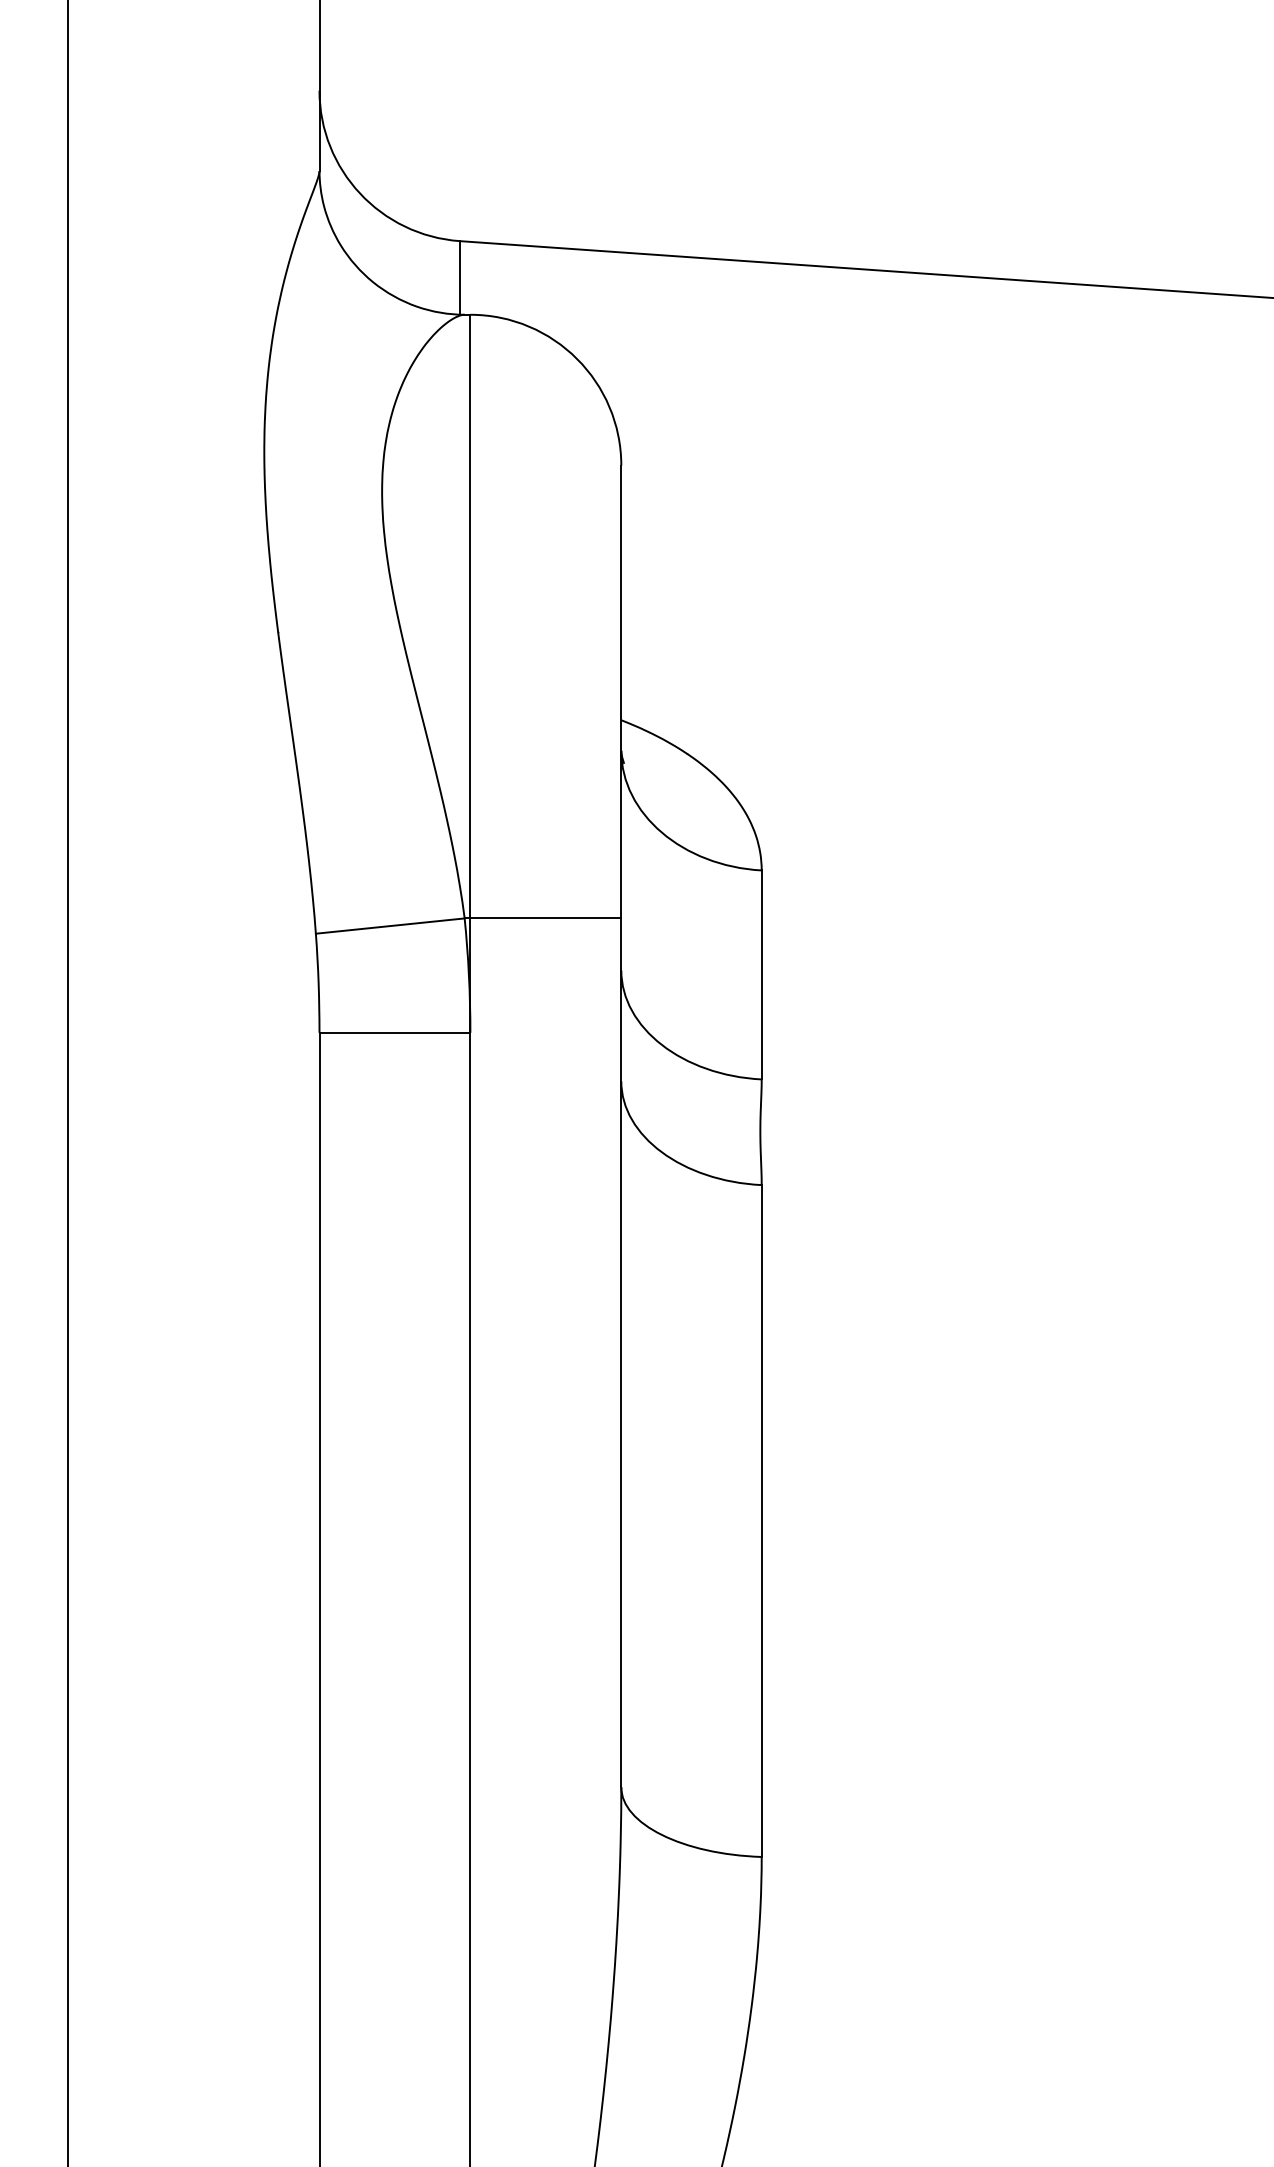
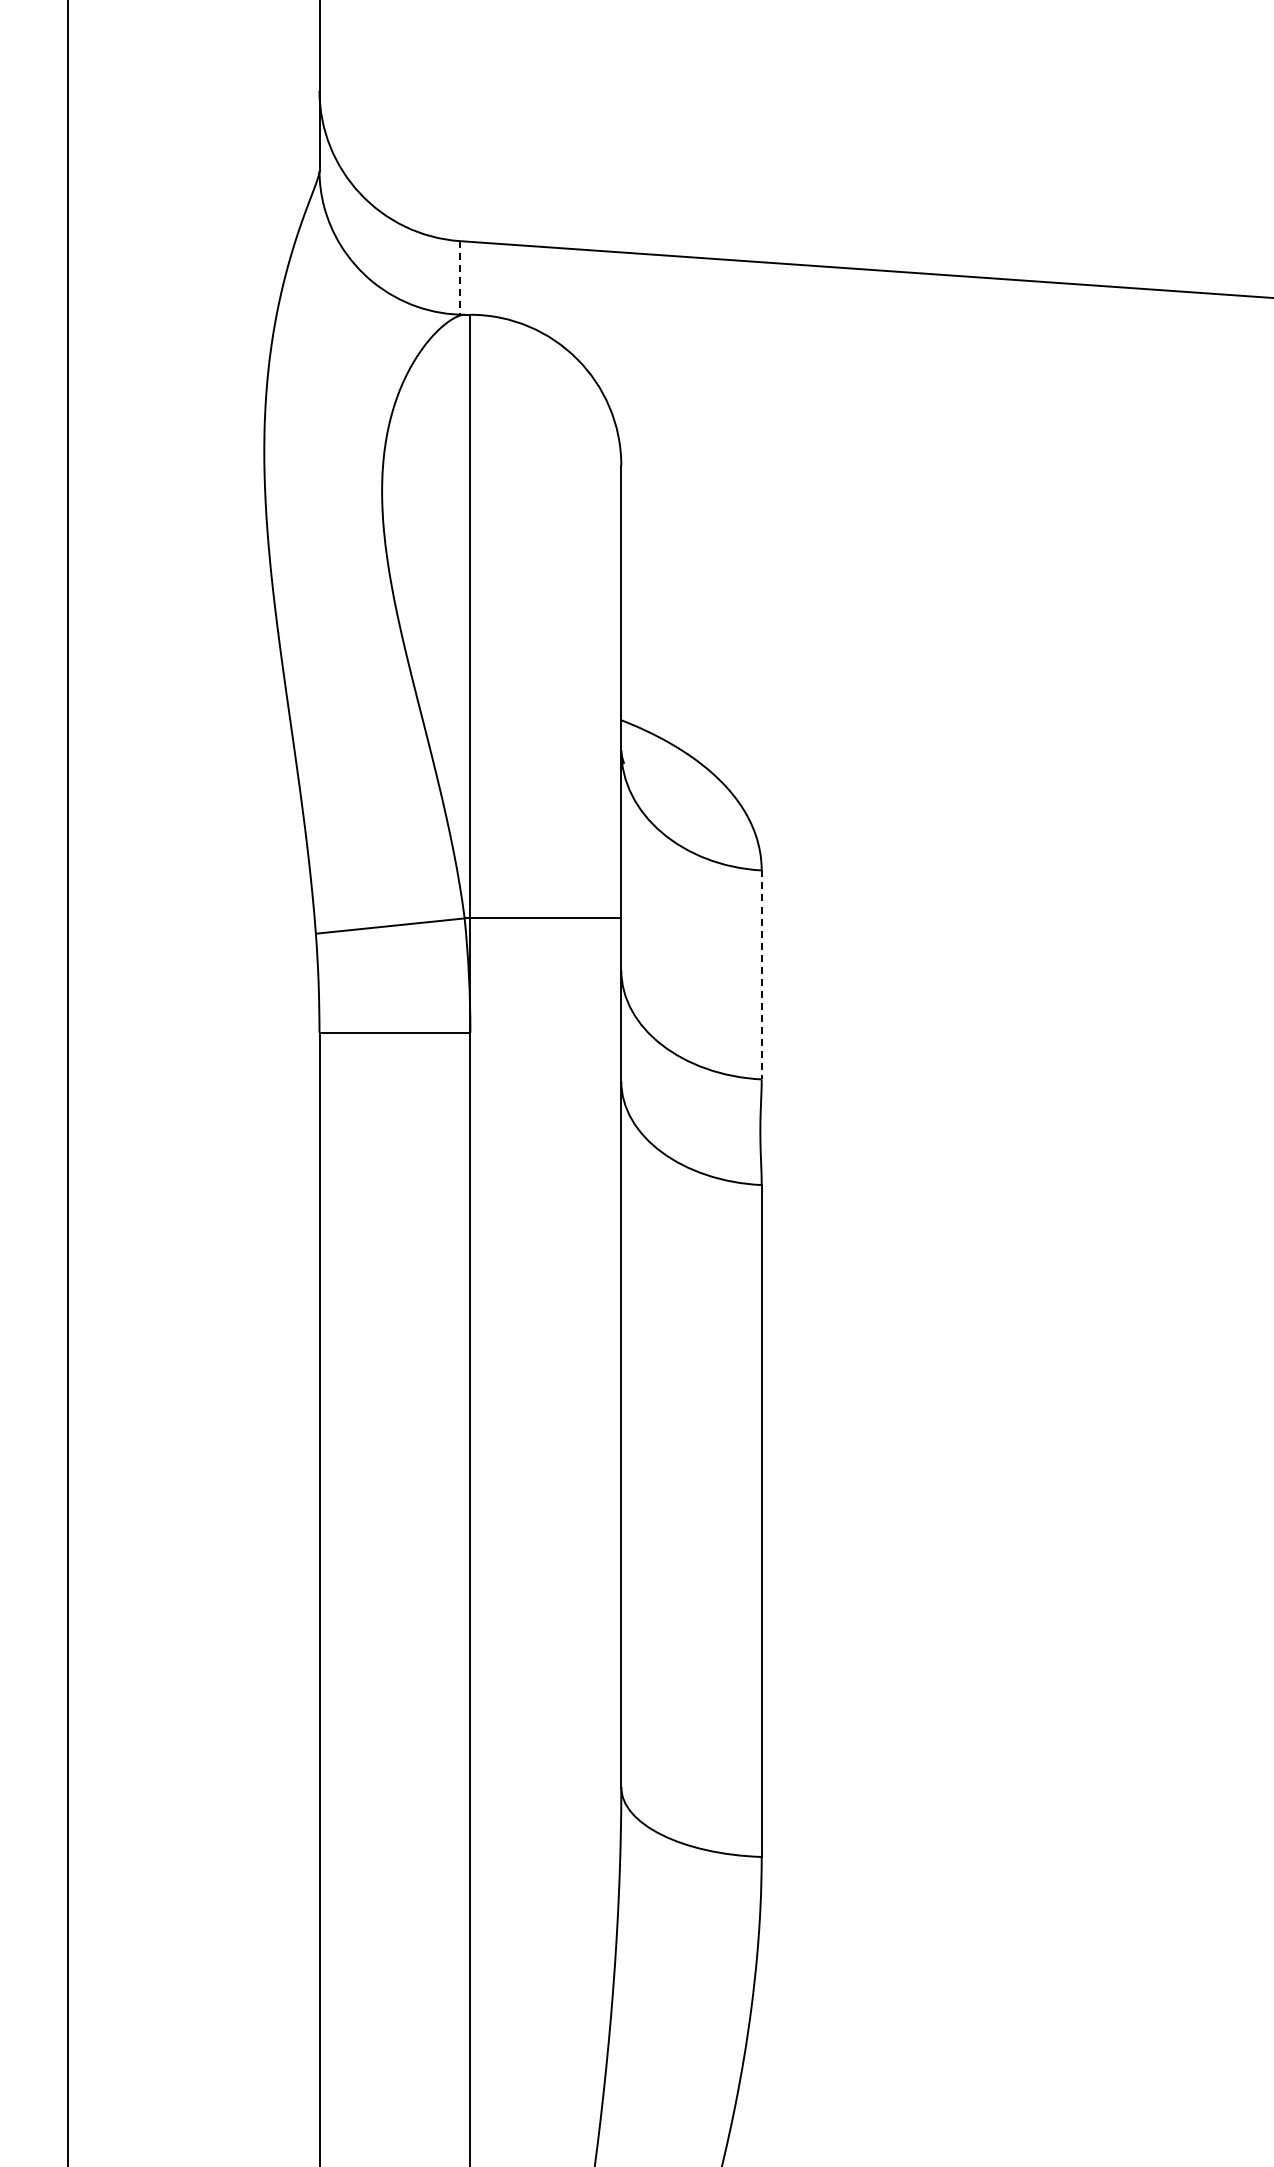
line: solid -> dashed (459, 277)
line: solid -> dashed (761, 974)
